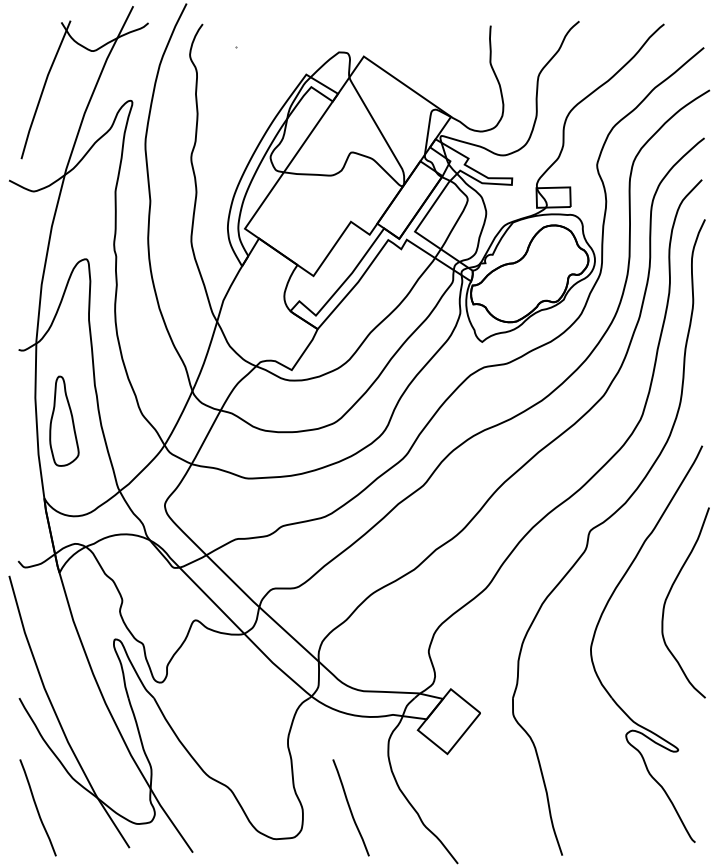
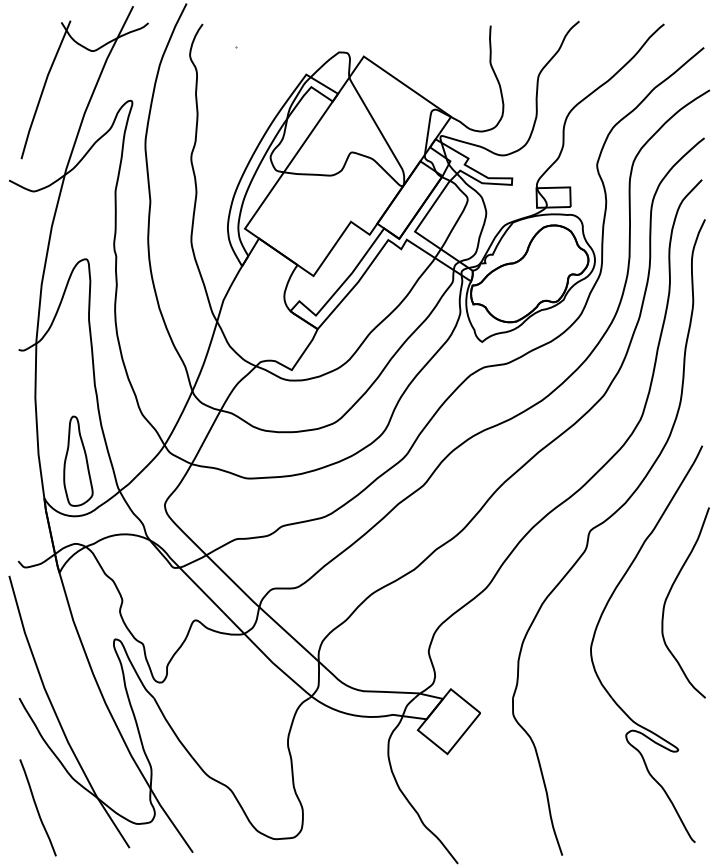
part position: (64, 420) -> (78, 460) (78, 460)
curve: present -> none (350, 807)
